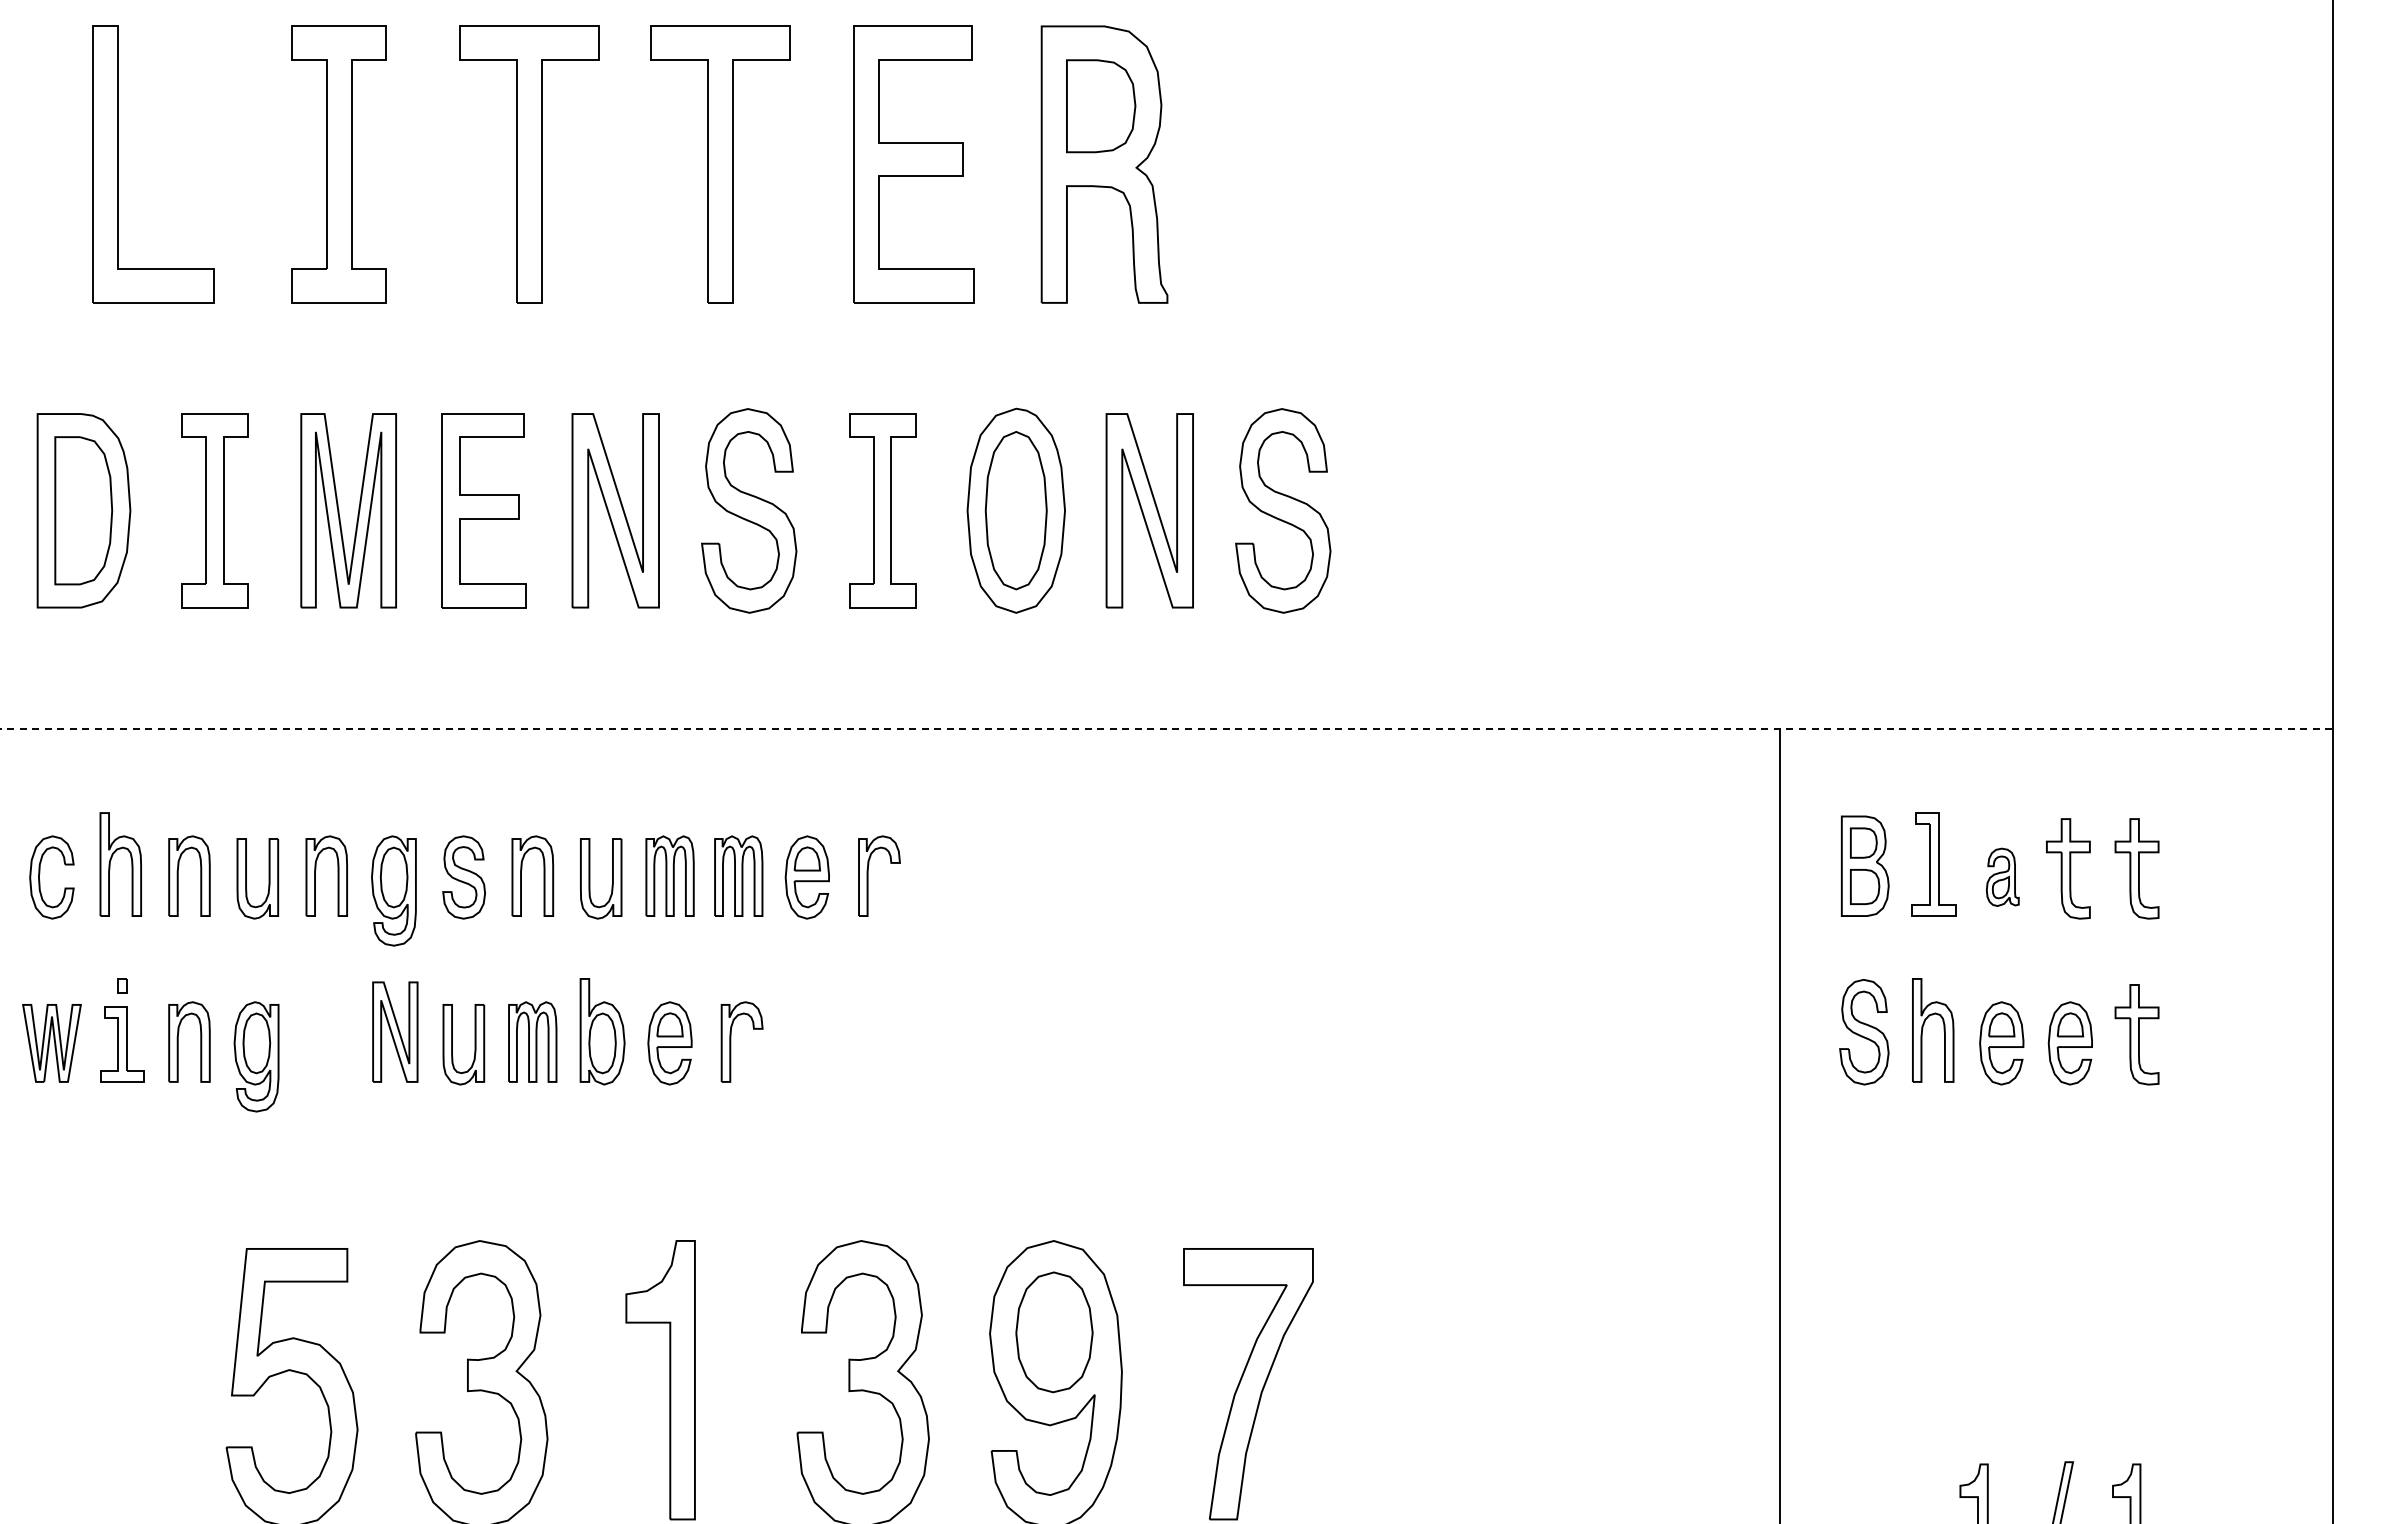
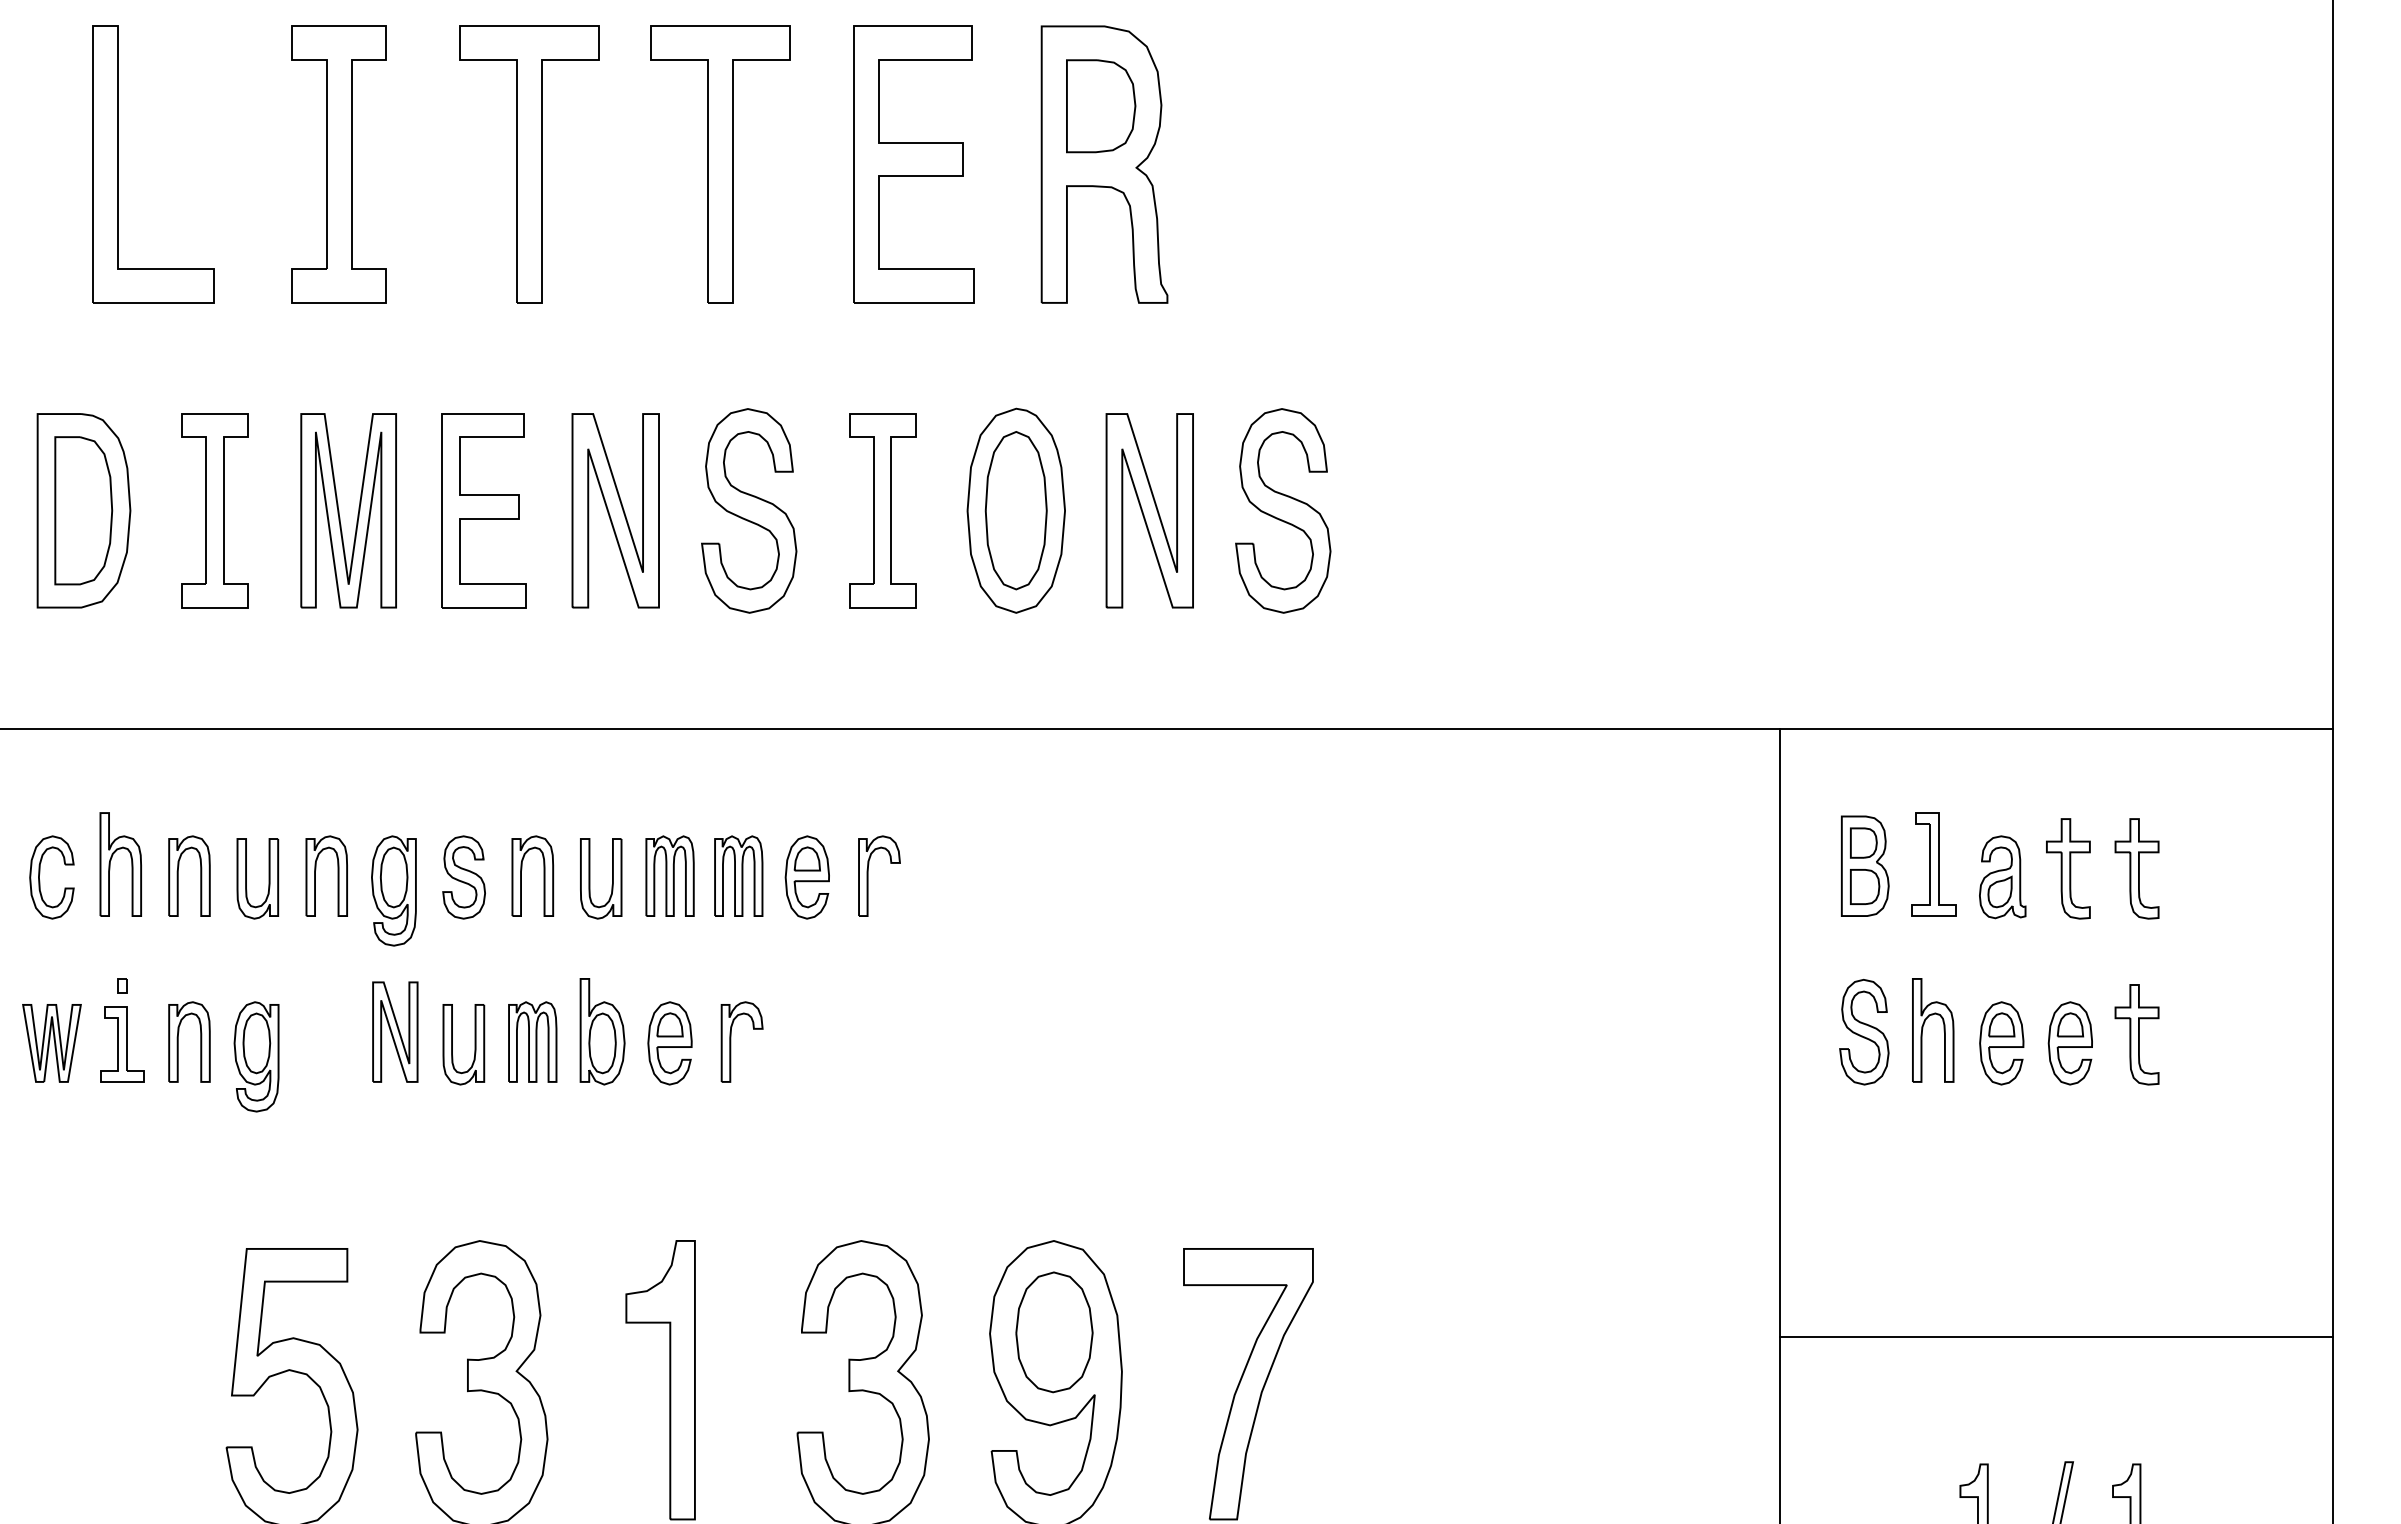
line: dashed -> solid (1166, 728)
part size: 35x60 px -> 48x85 px (2002, 877)
line: none -> present (2055, 1336)
